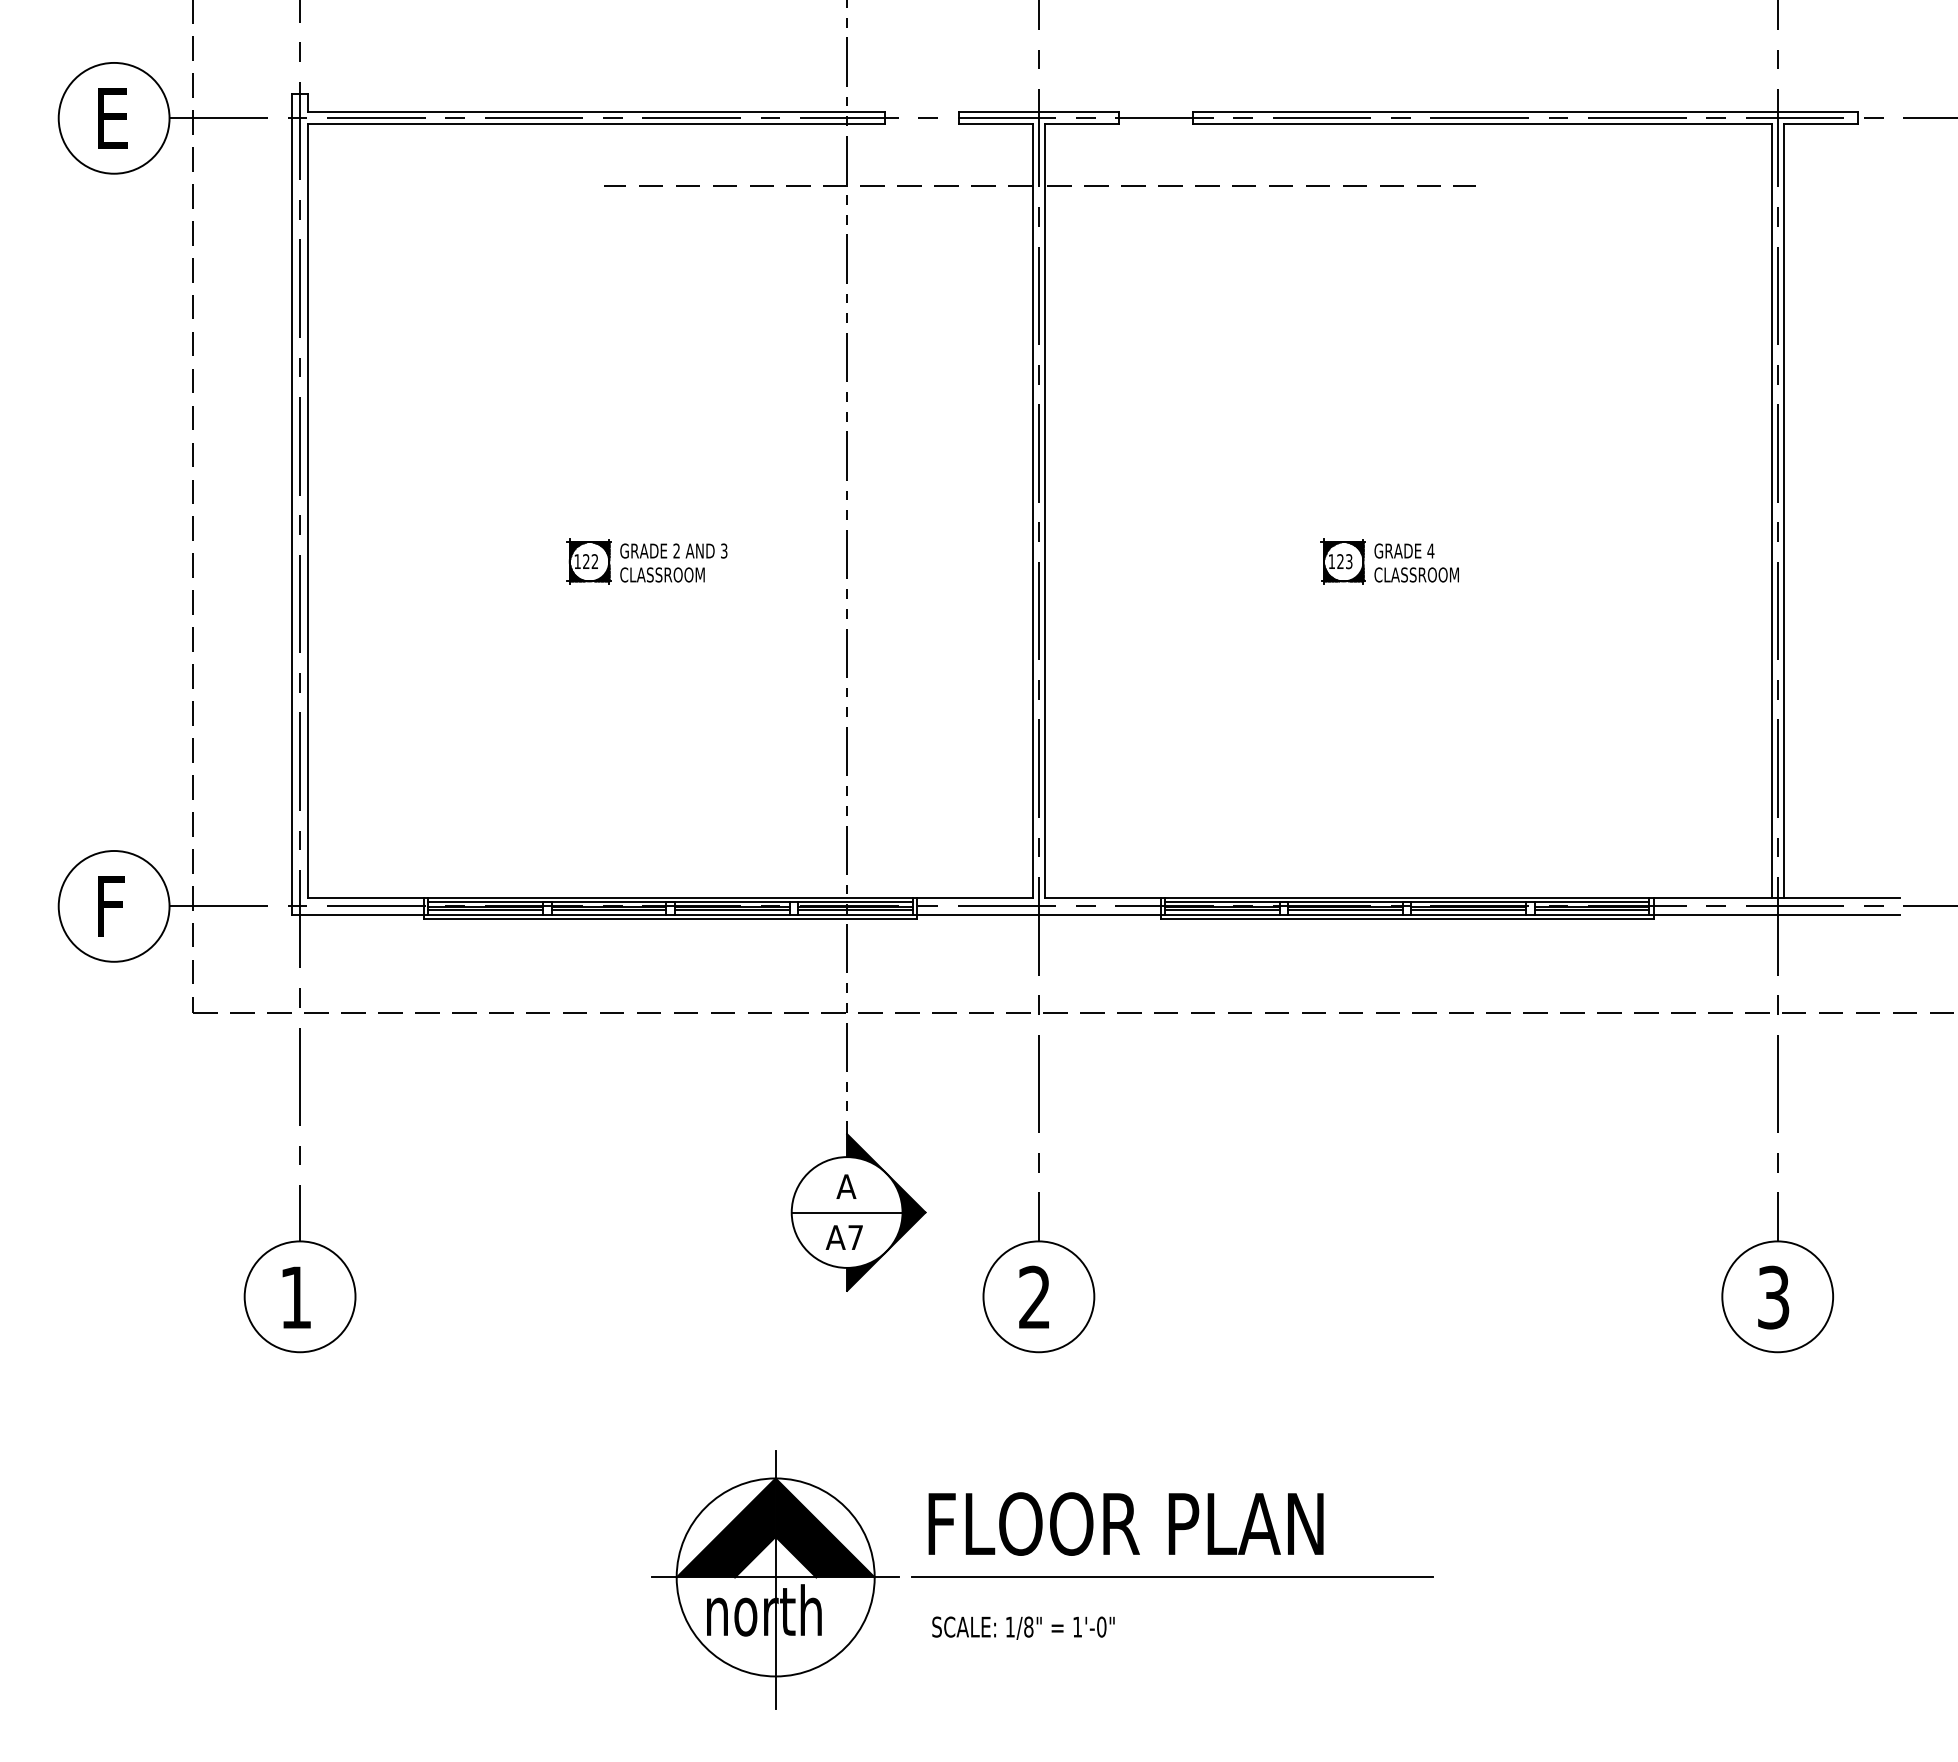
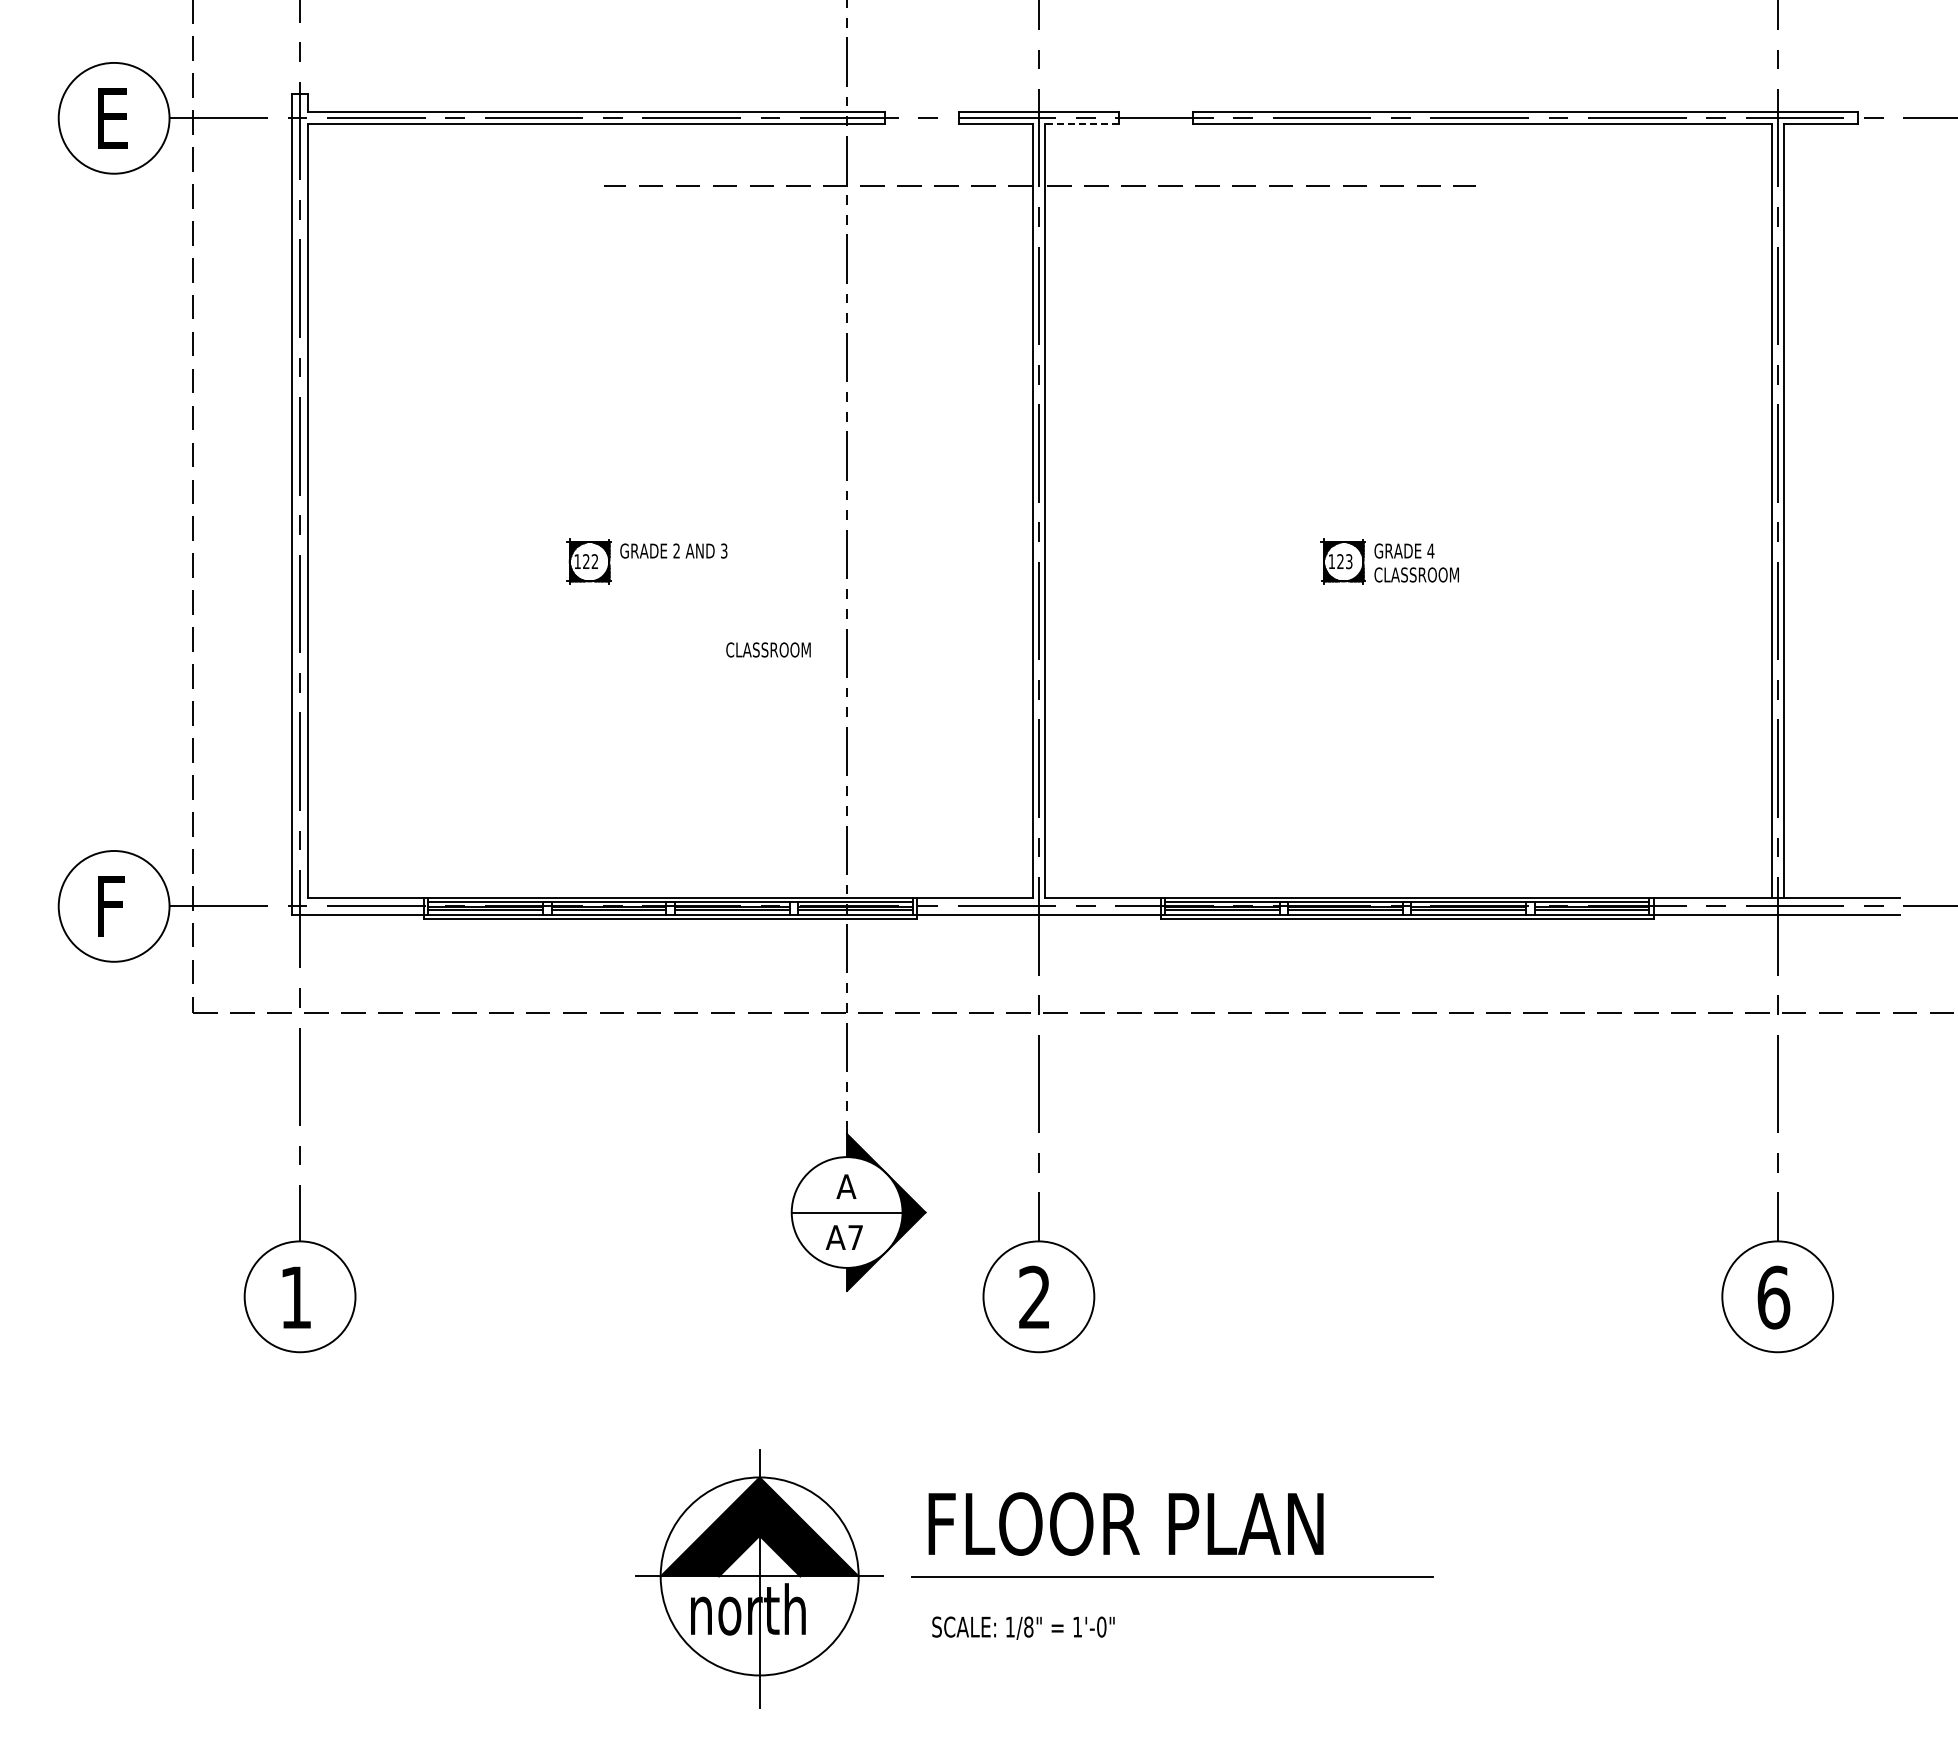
line: solid -> dashed (1082, 124)
text position: (662, 574) -> (768, 649) (768, 649)
text: 3 -> 6 (1773, 1297)
part position: (775, 1579) -> (759, 1578) (759, 1578)
